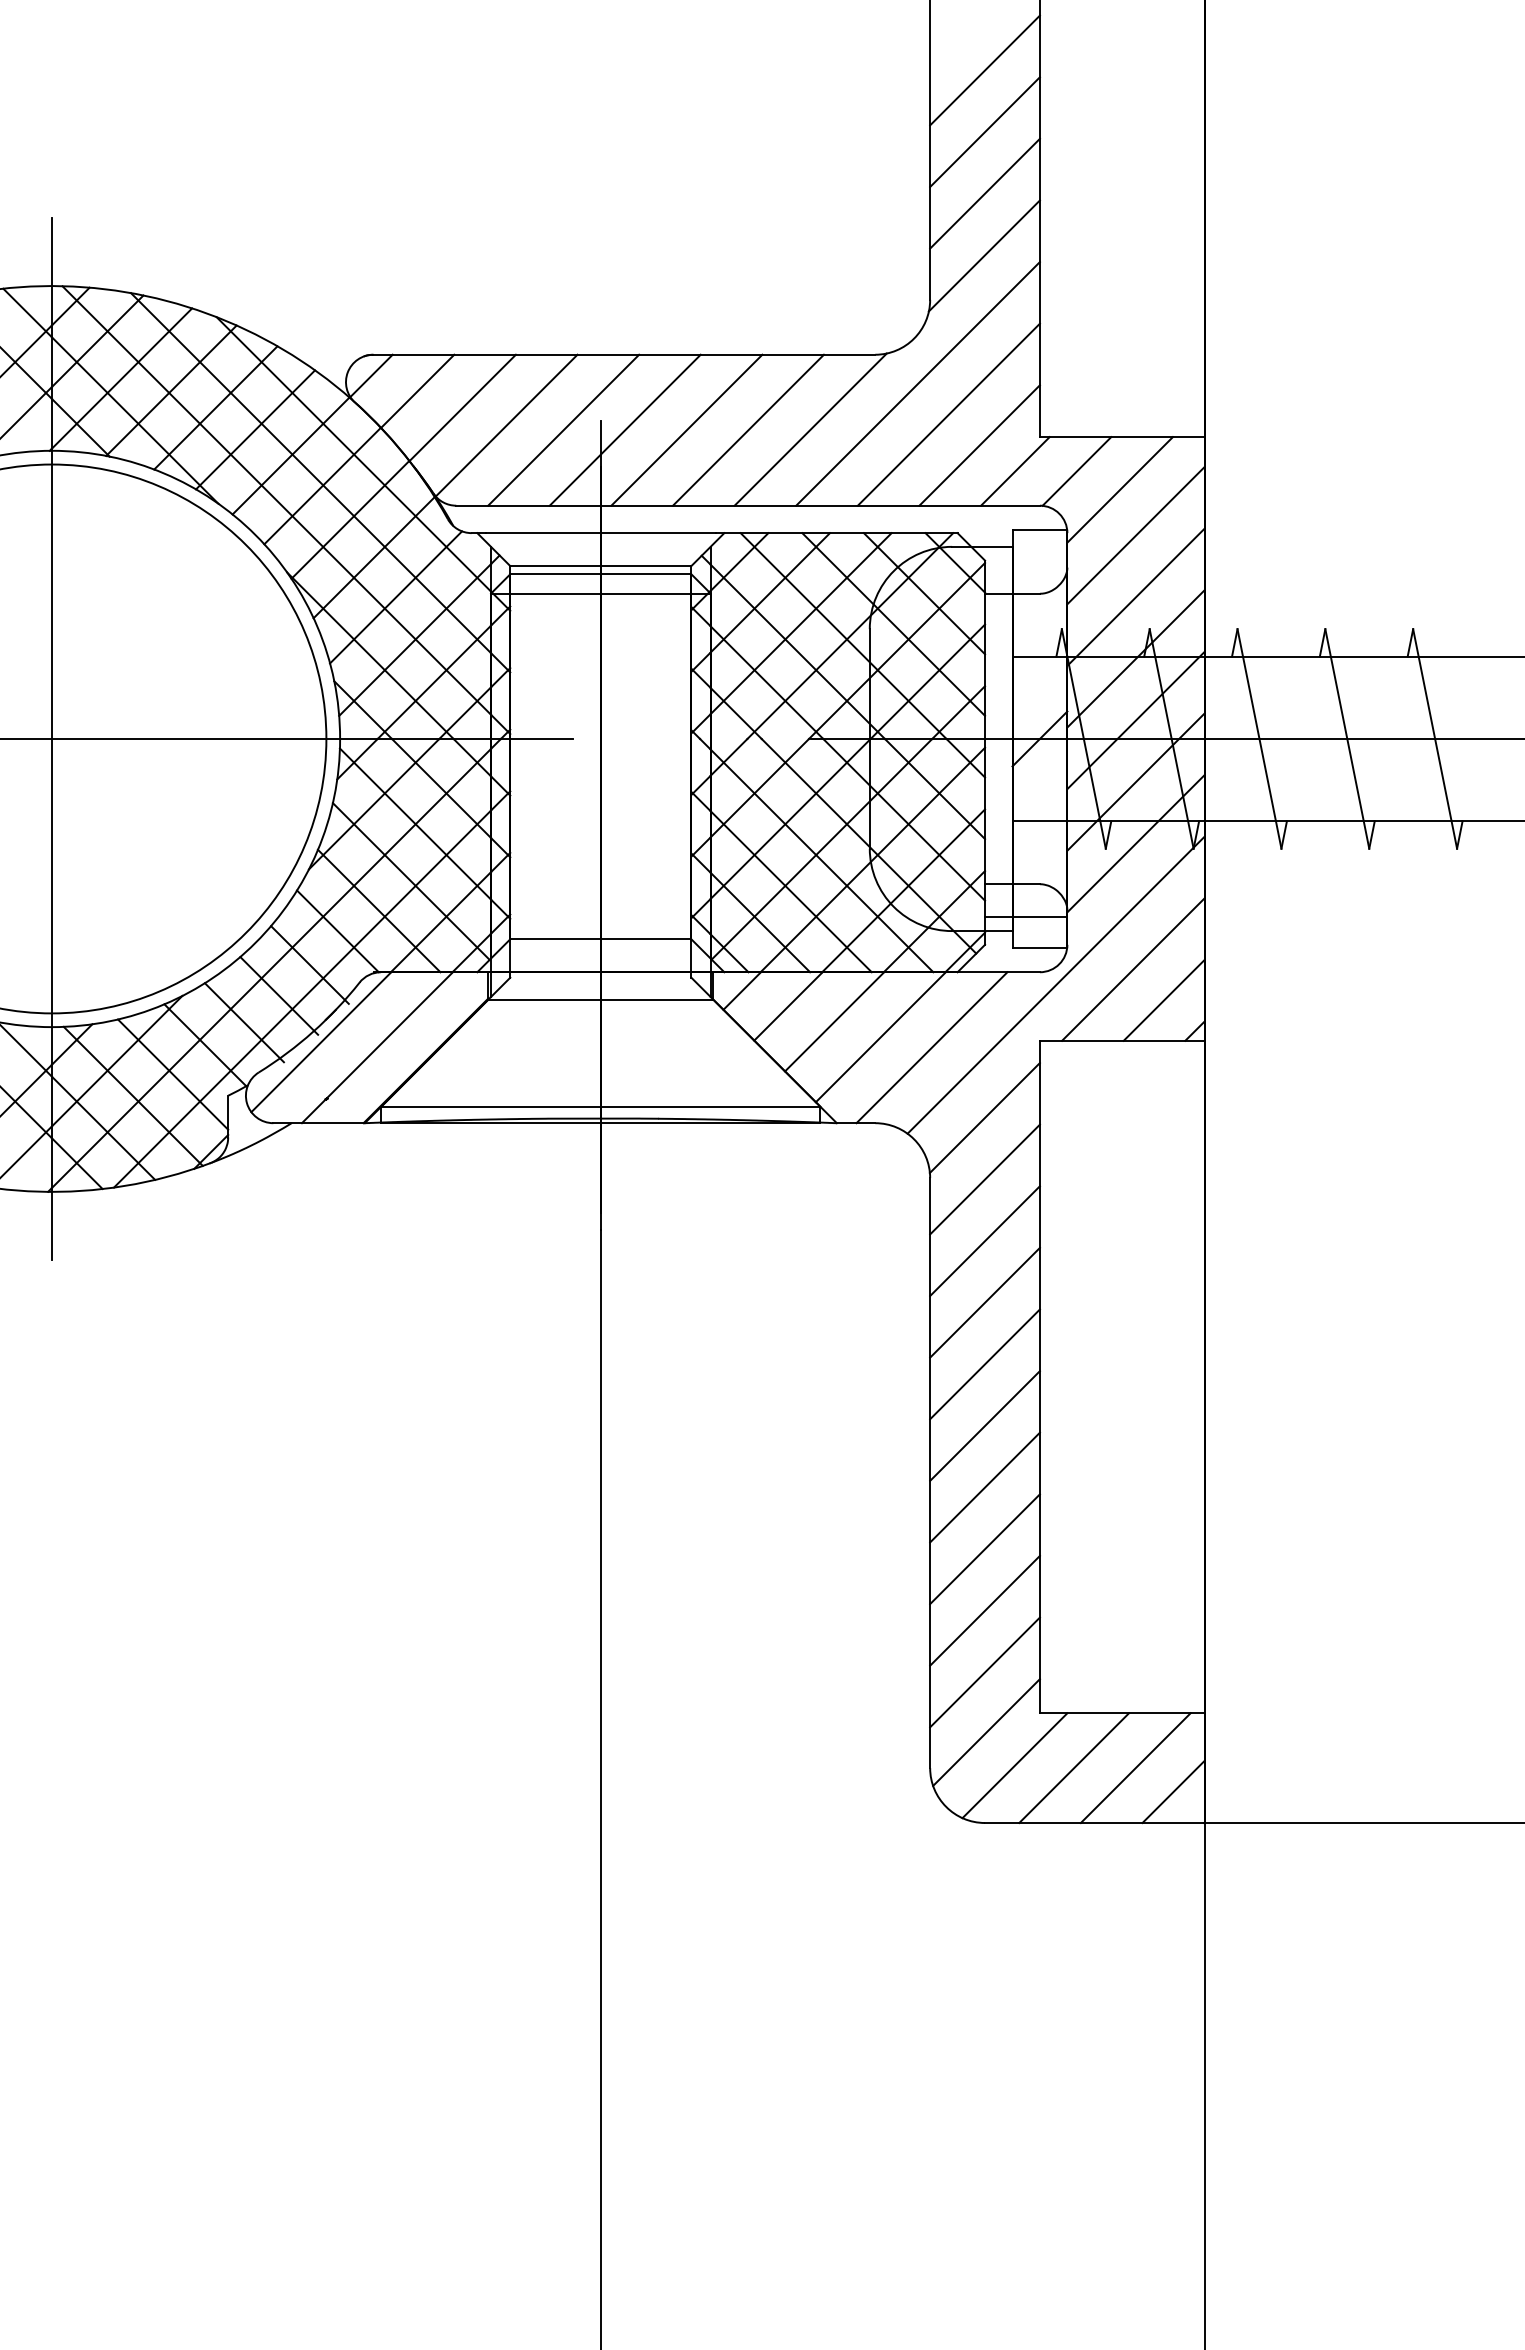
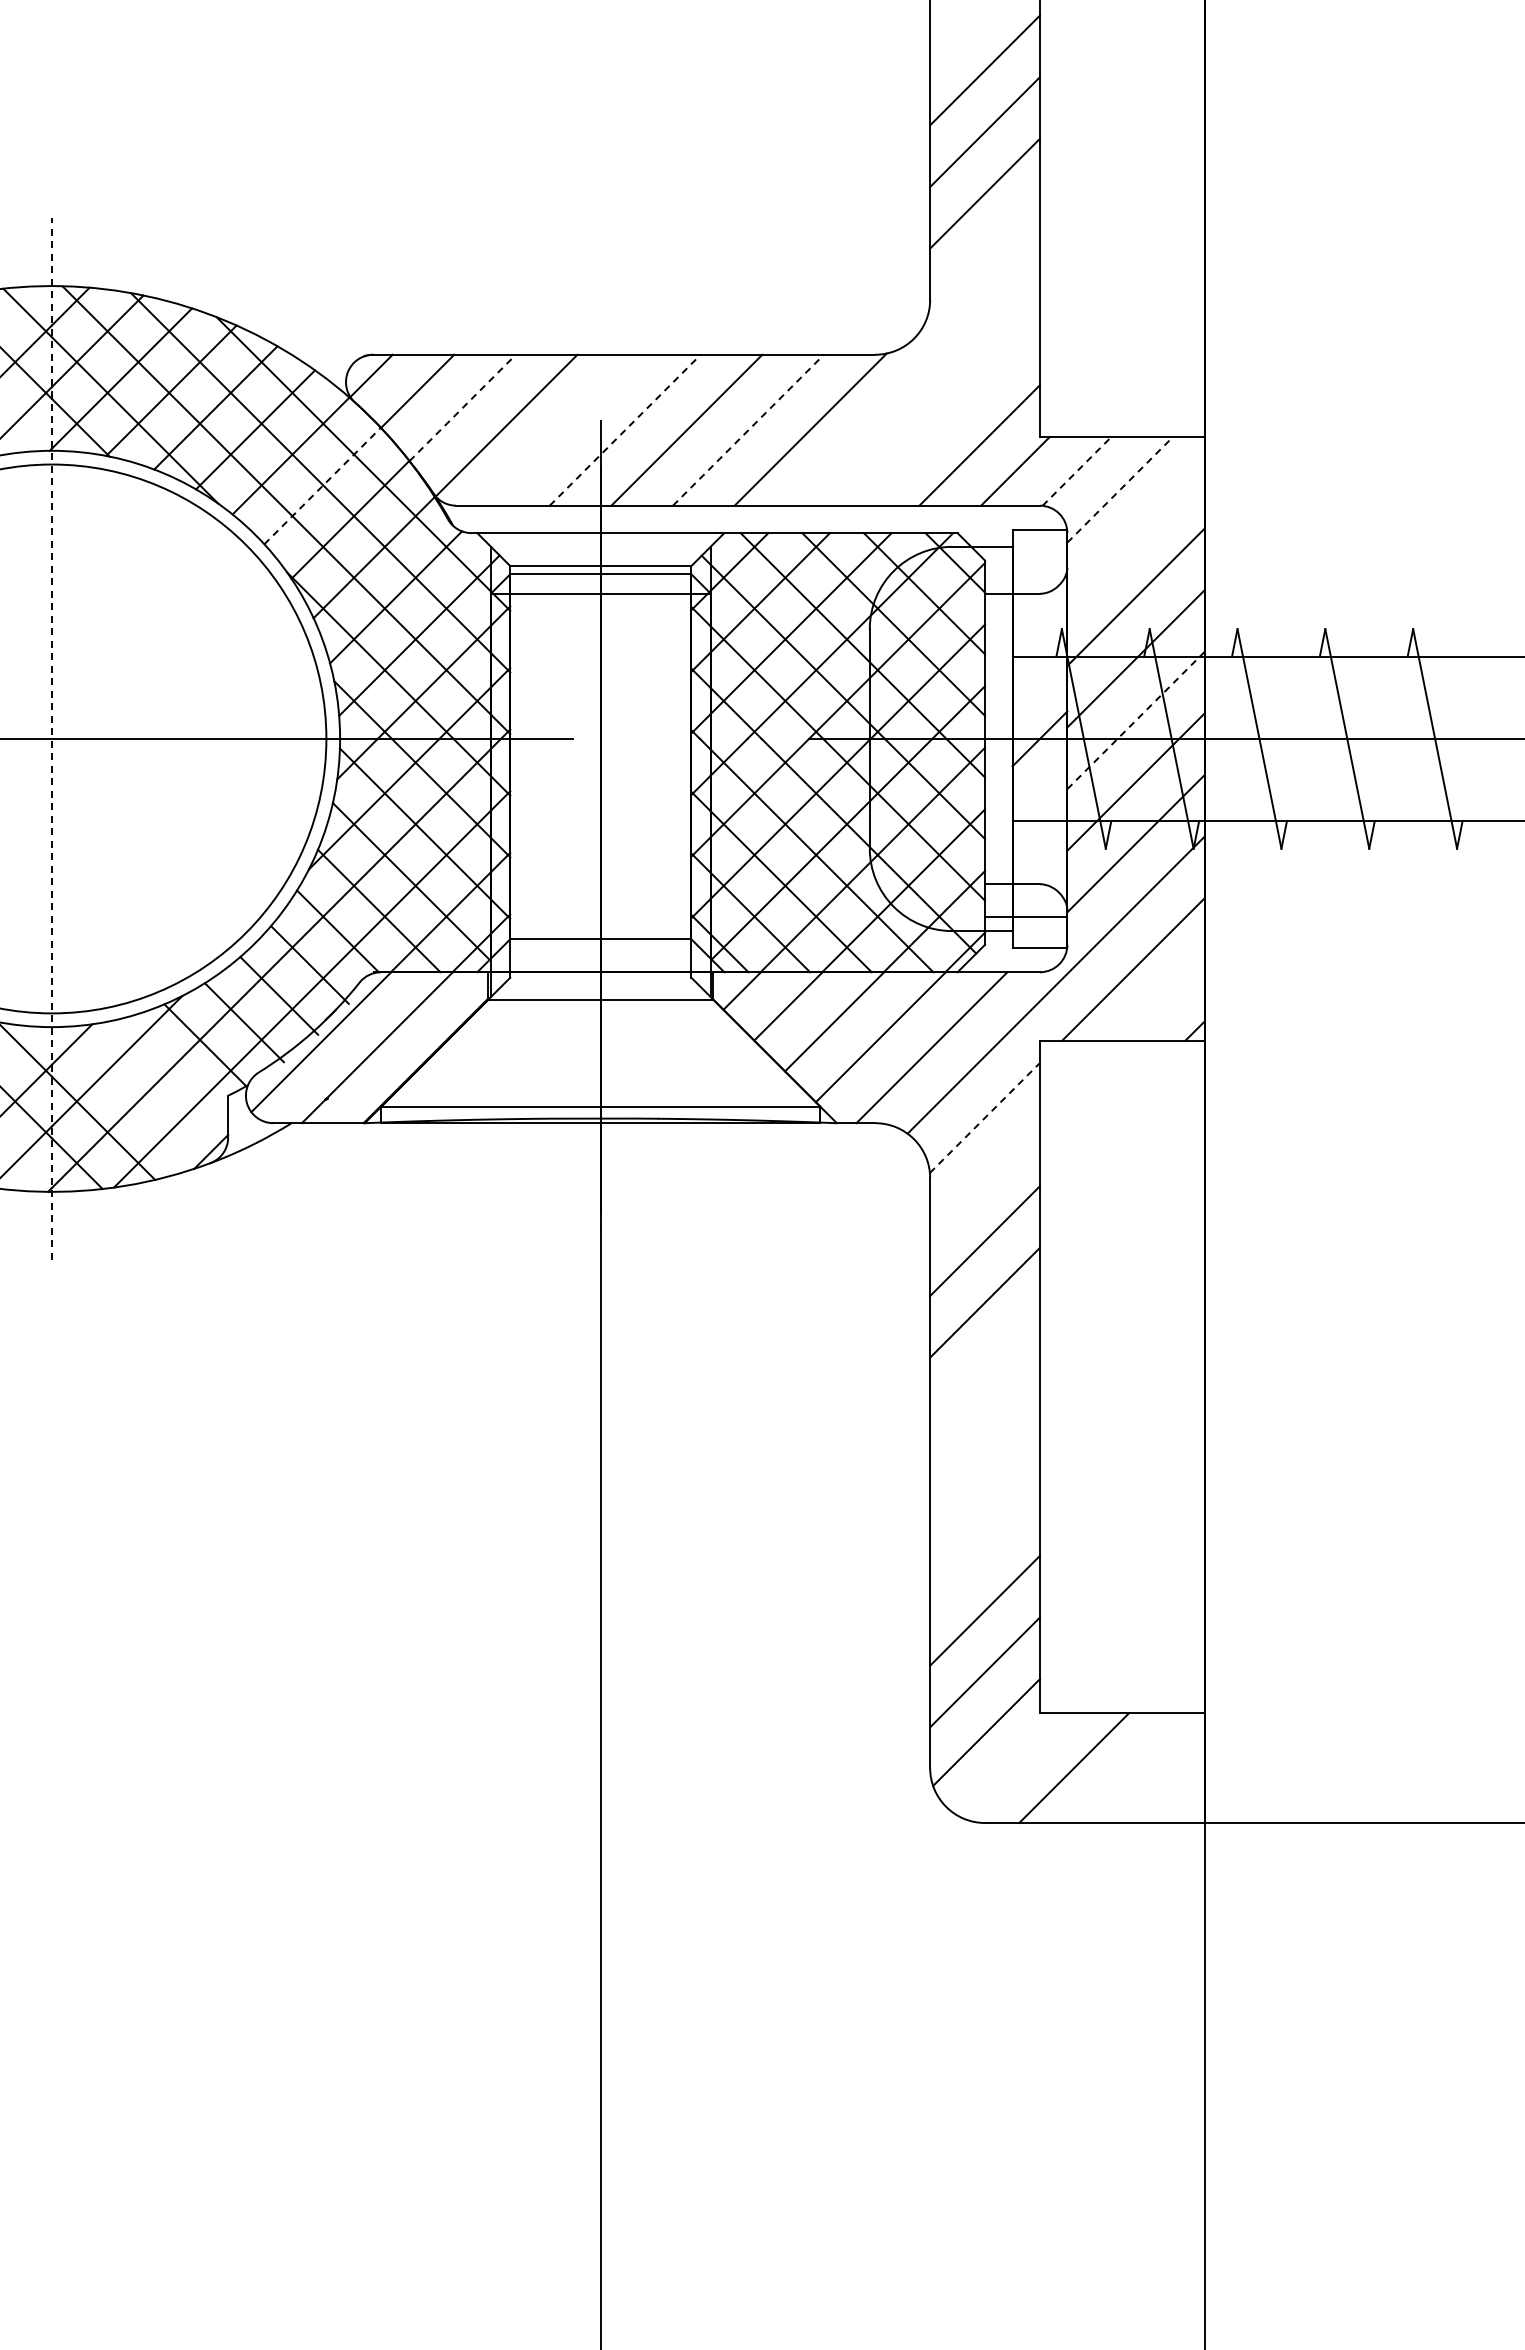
line: present -> none (983, 255)
line: present -> none (917, 383)
line: solid -> dashed (463, 407)
line: present -> none (948, 414)
line: present -> none (563, 429)
line: solid -> dashed (625, 430)
line: solid -> dashed (748, 430)
line: solid -> dashed (1076, 471)
line: solid -> dashed (322, 485)
line: solid -> dashed (1120, 489)
line: present -> none (1135, 535)
line: solid -> dashed (1136, 720)
line: solid -> dashed (51, 739)
line: present -> none (1163, 1000)
line: present -> none (172, 1074)
line: present -> none (132, 1095)
line: solid -> dashed (984, 1118)
line: present -> none (984, 1179)
line: present -> none (984, 1364)
line: present -> none (984, 1425)
line: present -> none (984, 1487)
line: present -> none (984, 1549)
line: present -> none (1014, 1765)
line: present -> none (1135, 1768)
line: present -> none (1173, 1791)
